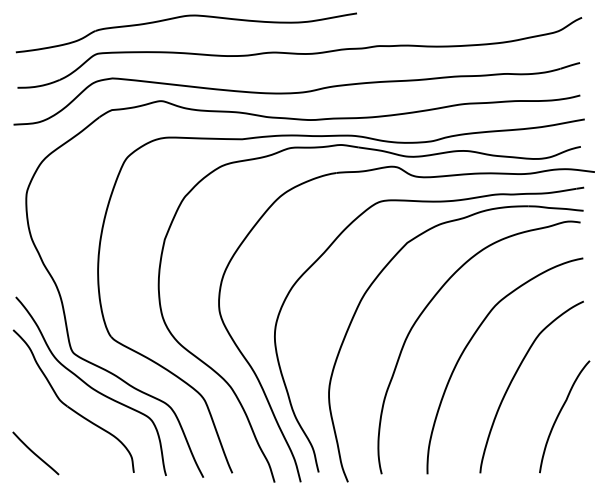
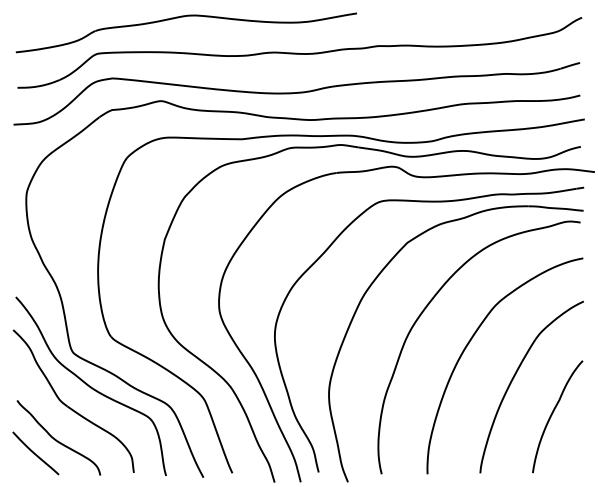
curve position: (560, 413) -> (553, 413) (553, 413)
curve: none -> present (56, 439)
